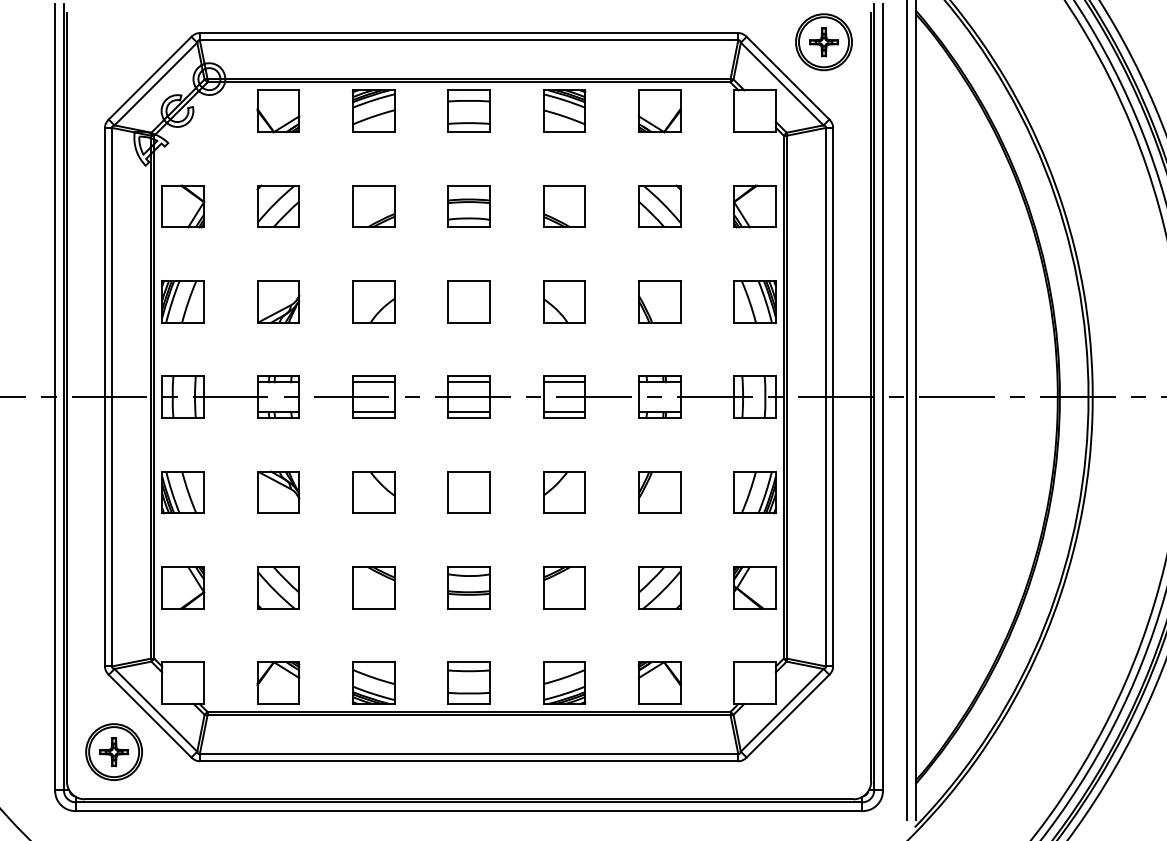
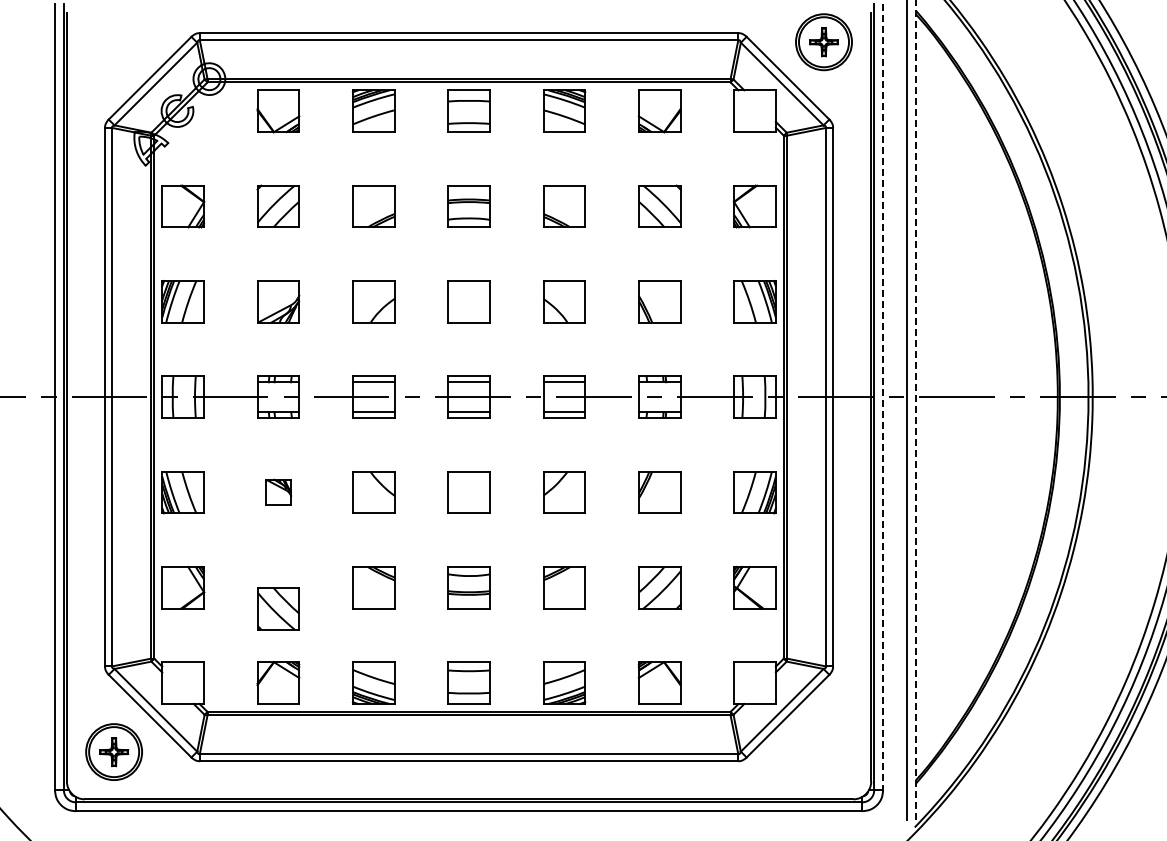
line: solid -> dashed (883, 397)
line: solid -> dashed (915, 409)
part size: 44x44 px -> 28x28 px (278, 491)
part position: (278, 587) -> (278, 608) (278, 608)
